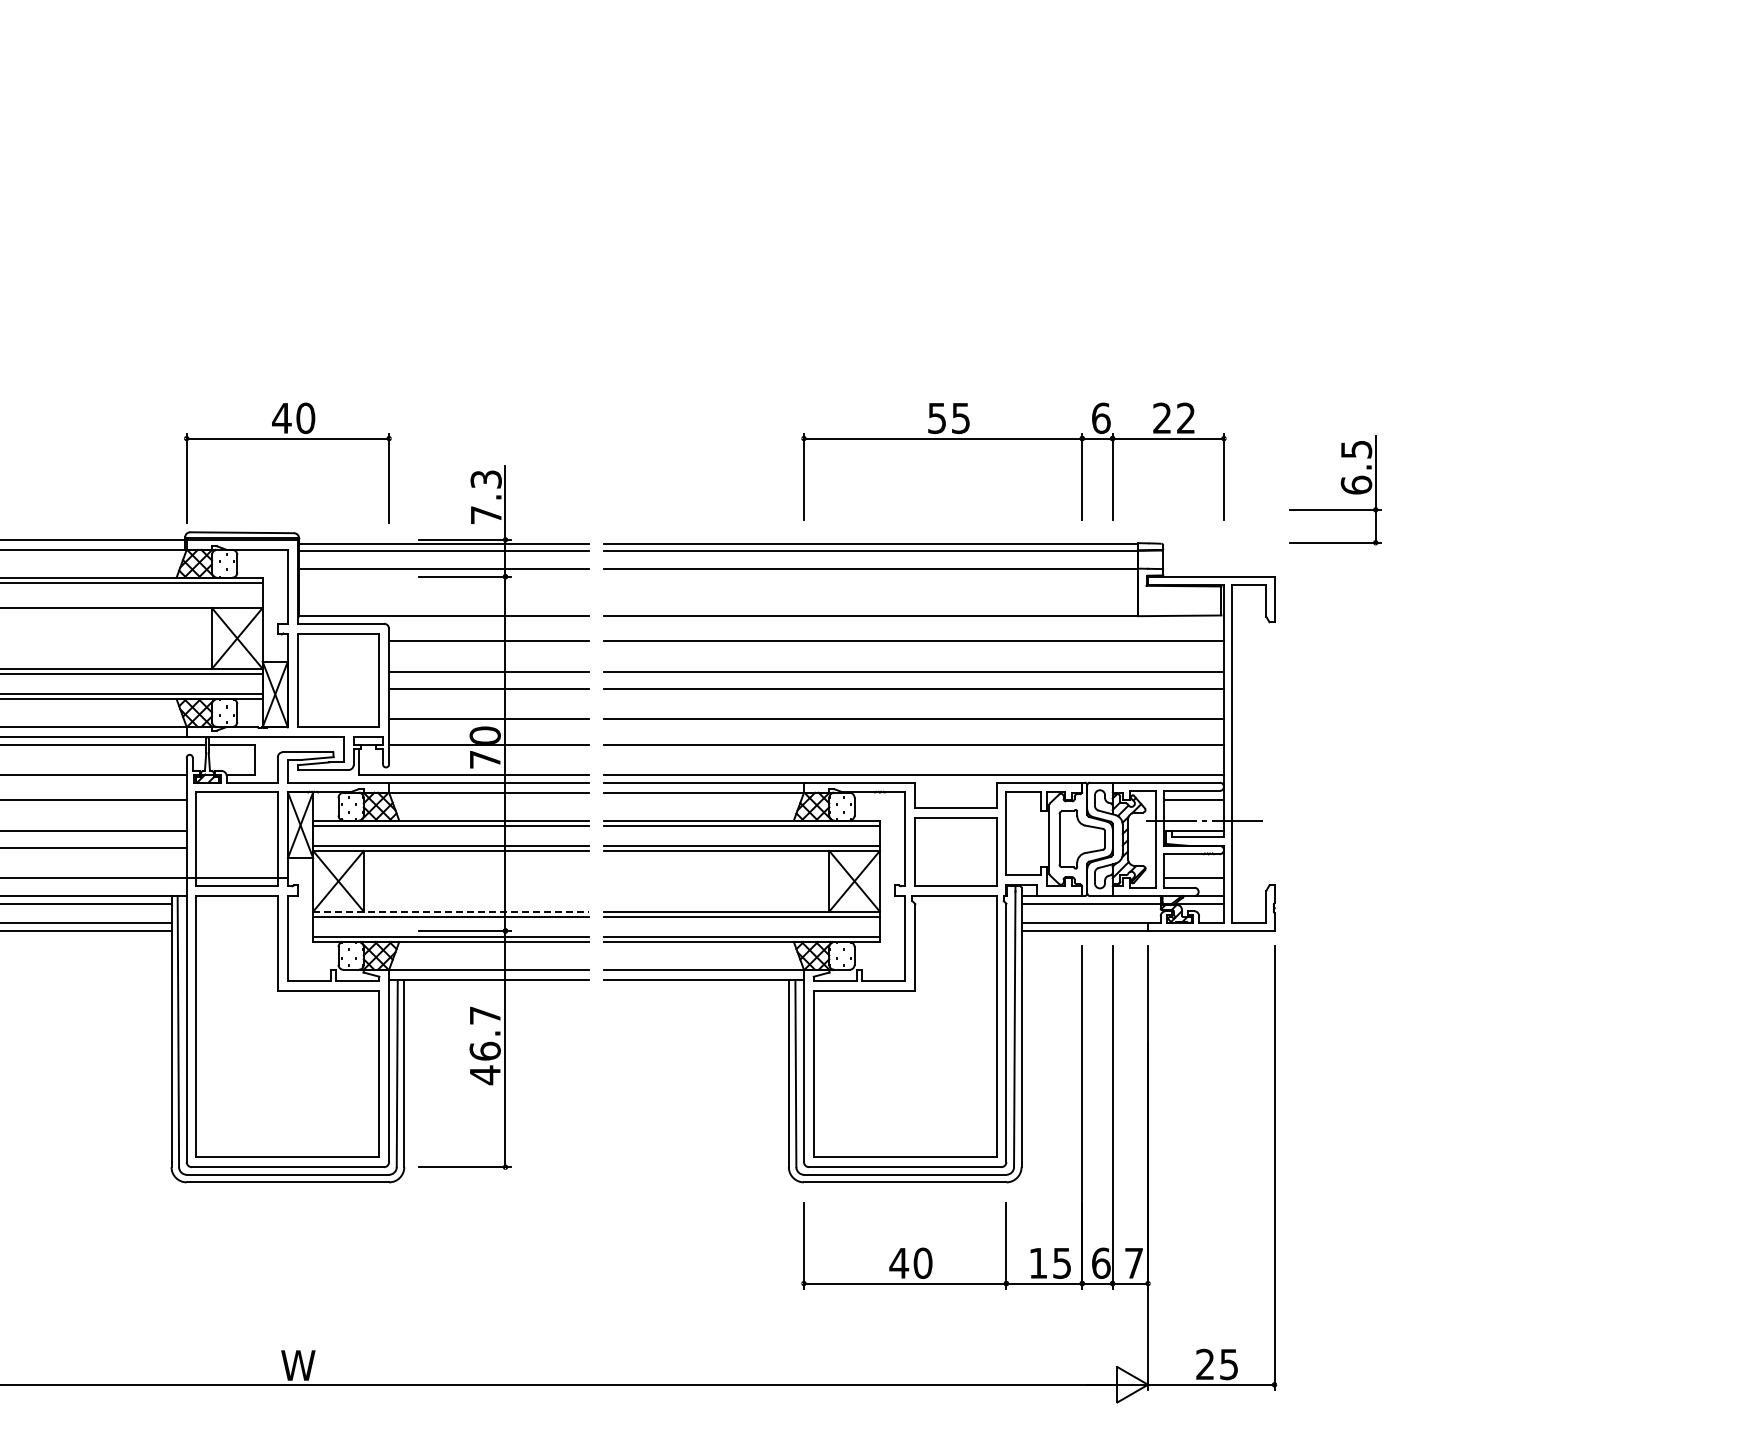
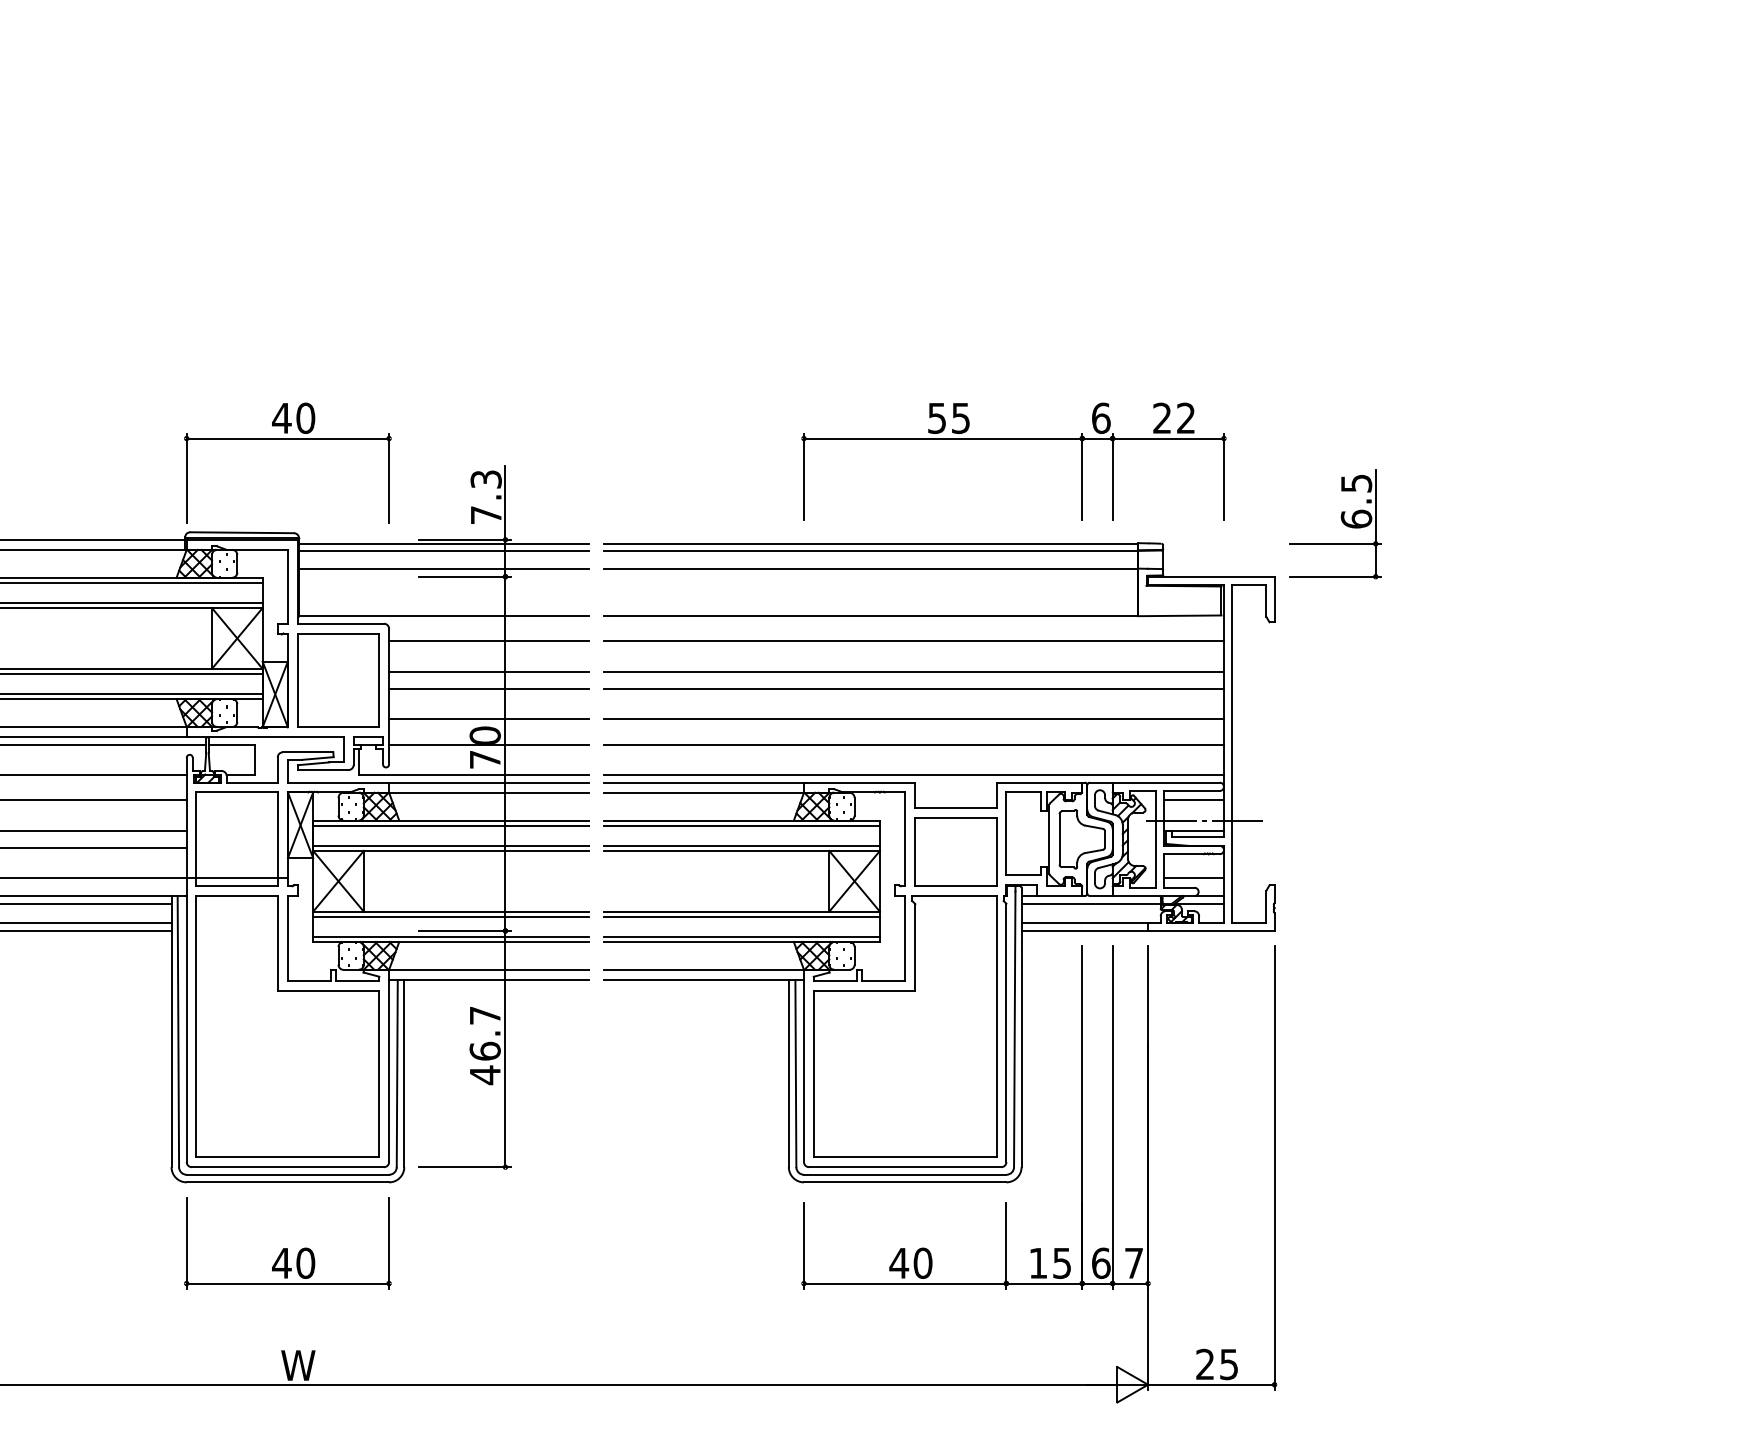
part position: (1341, 487) -> (1341, 521) (1341, 521)
line: none -> present (132, 603)
line: dashed -> solid (451, 911)
part: none -> present (287, 1243)
